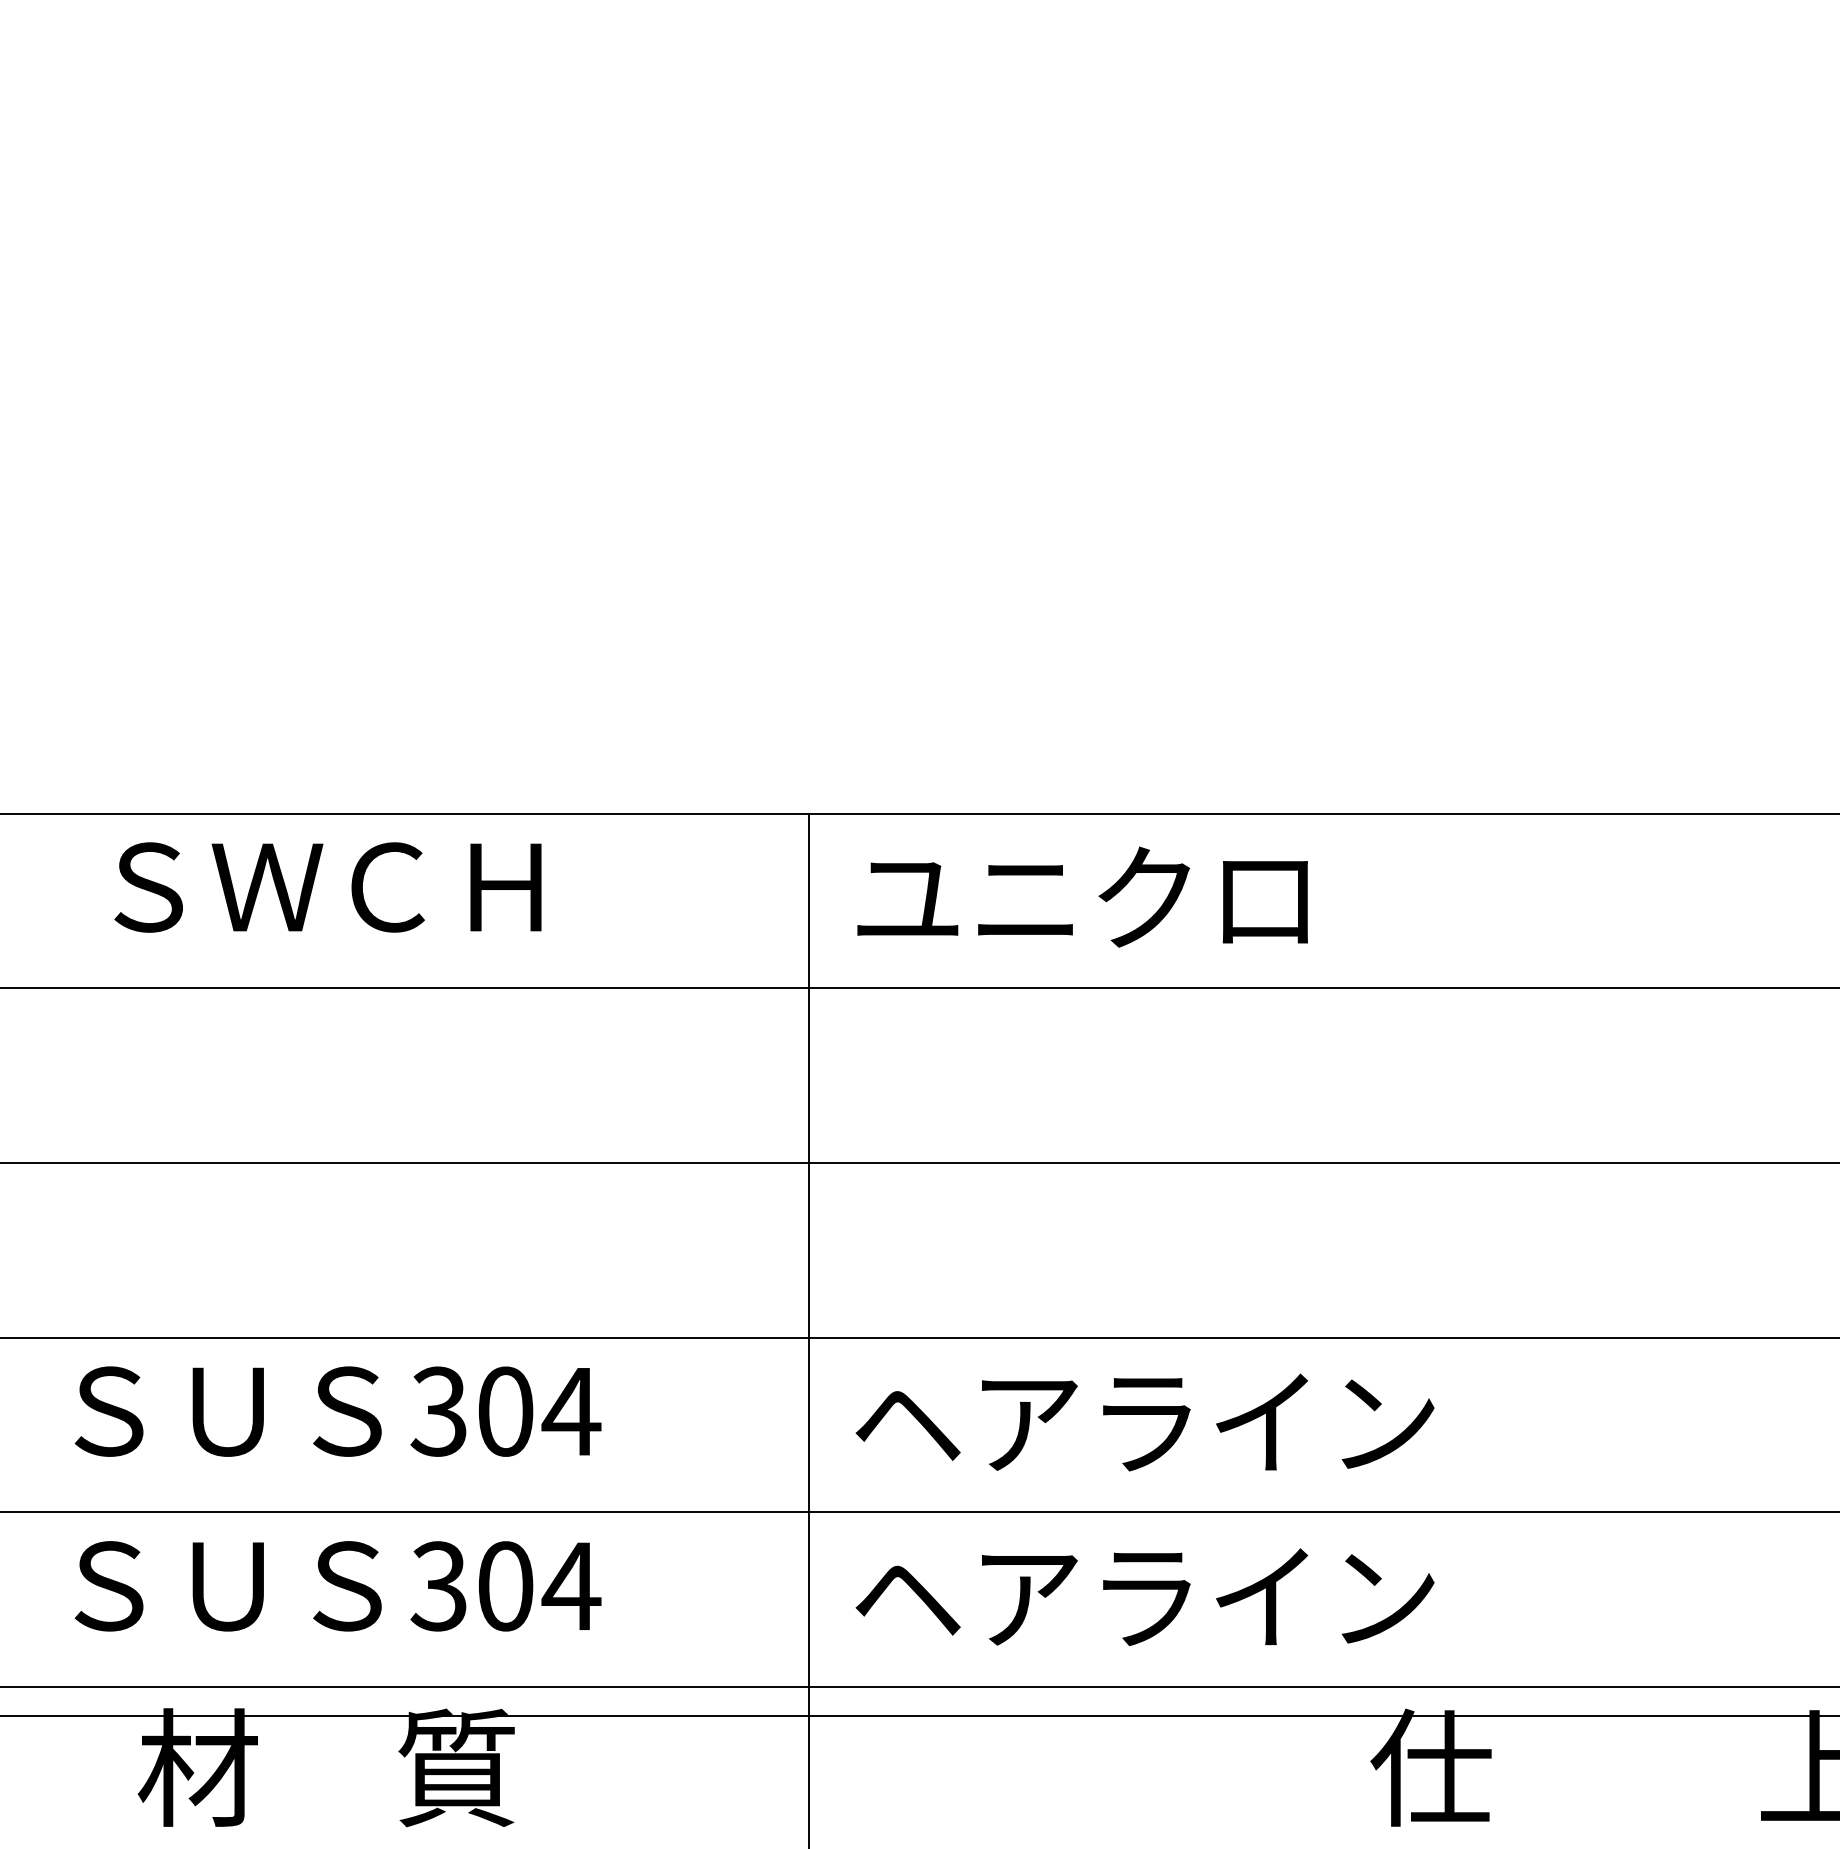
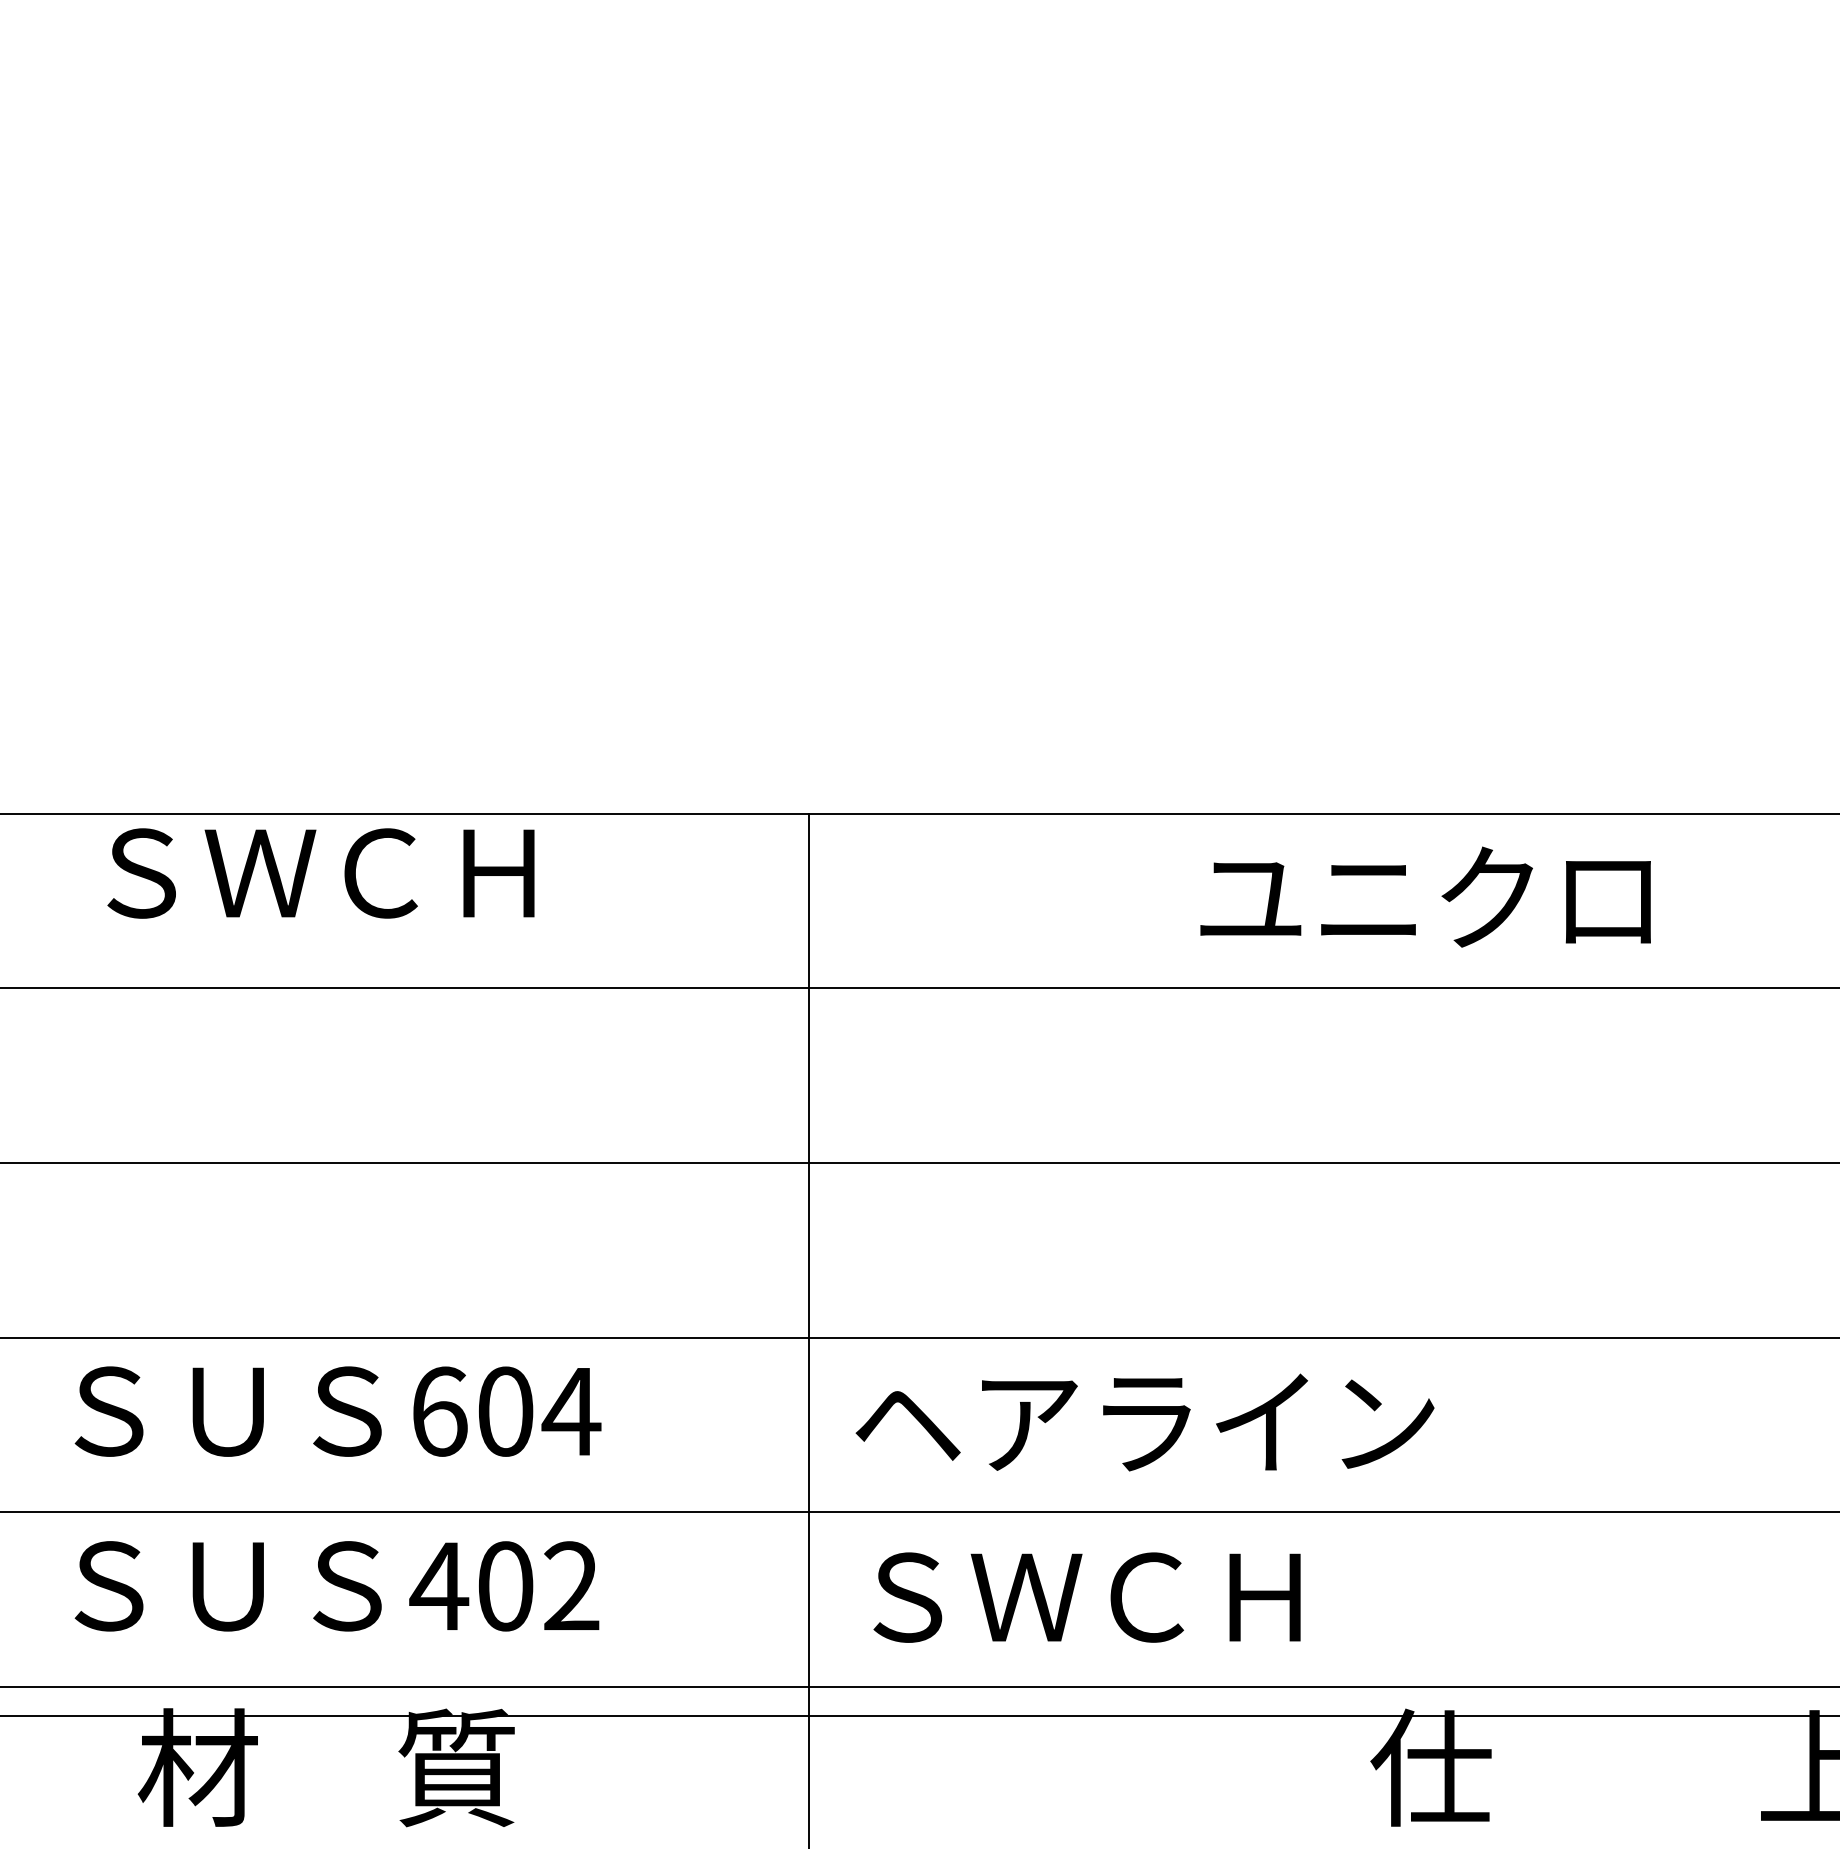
text position: (327, 887) -> (320, 873) (320, 873)
text position: (1082, 896) -> (1425, 896) (1425, 896)
text: 304 -> 604 (438, 1411)
text: 304 -> 402 (505, 1586)
text: ヘアライン -> ＳＷＣＨ (1144, 1597)
